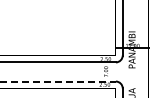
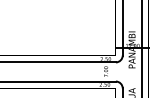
line: none -> present (141, 48)
line: dashed -> solid (57, 81)
